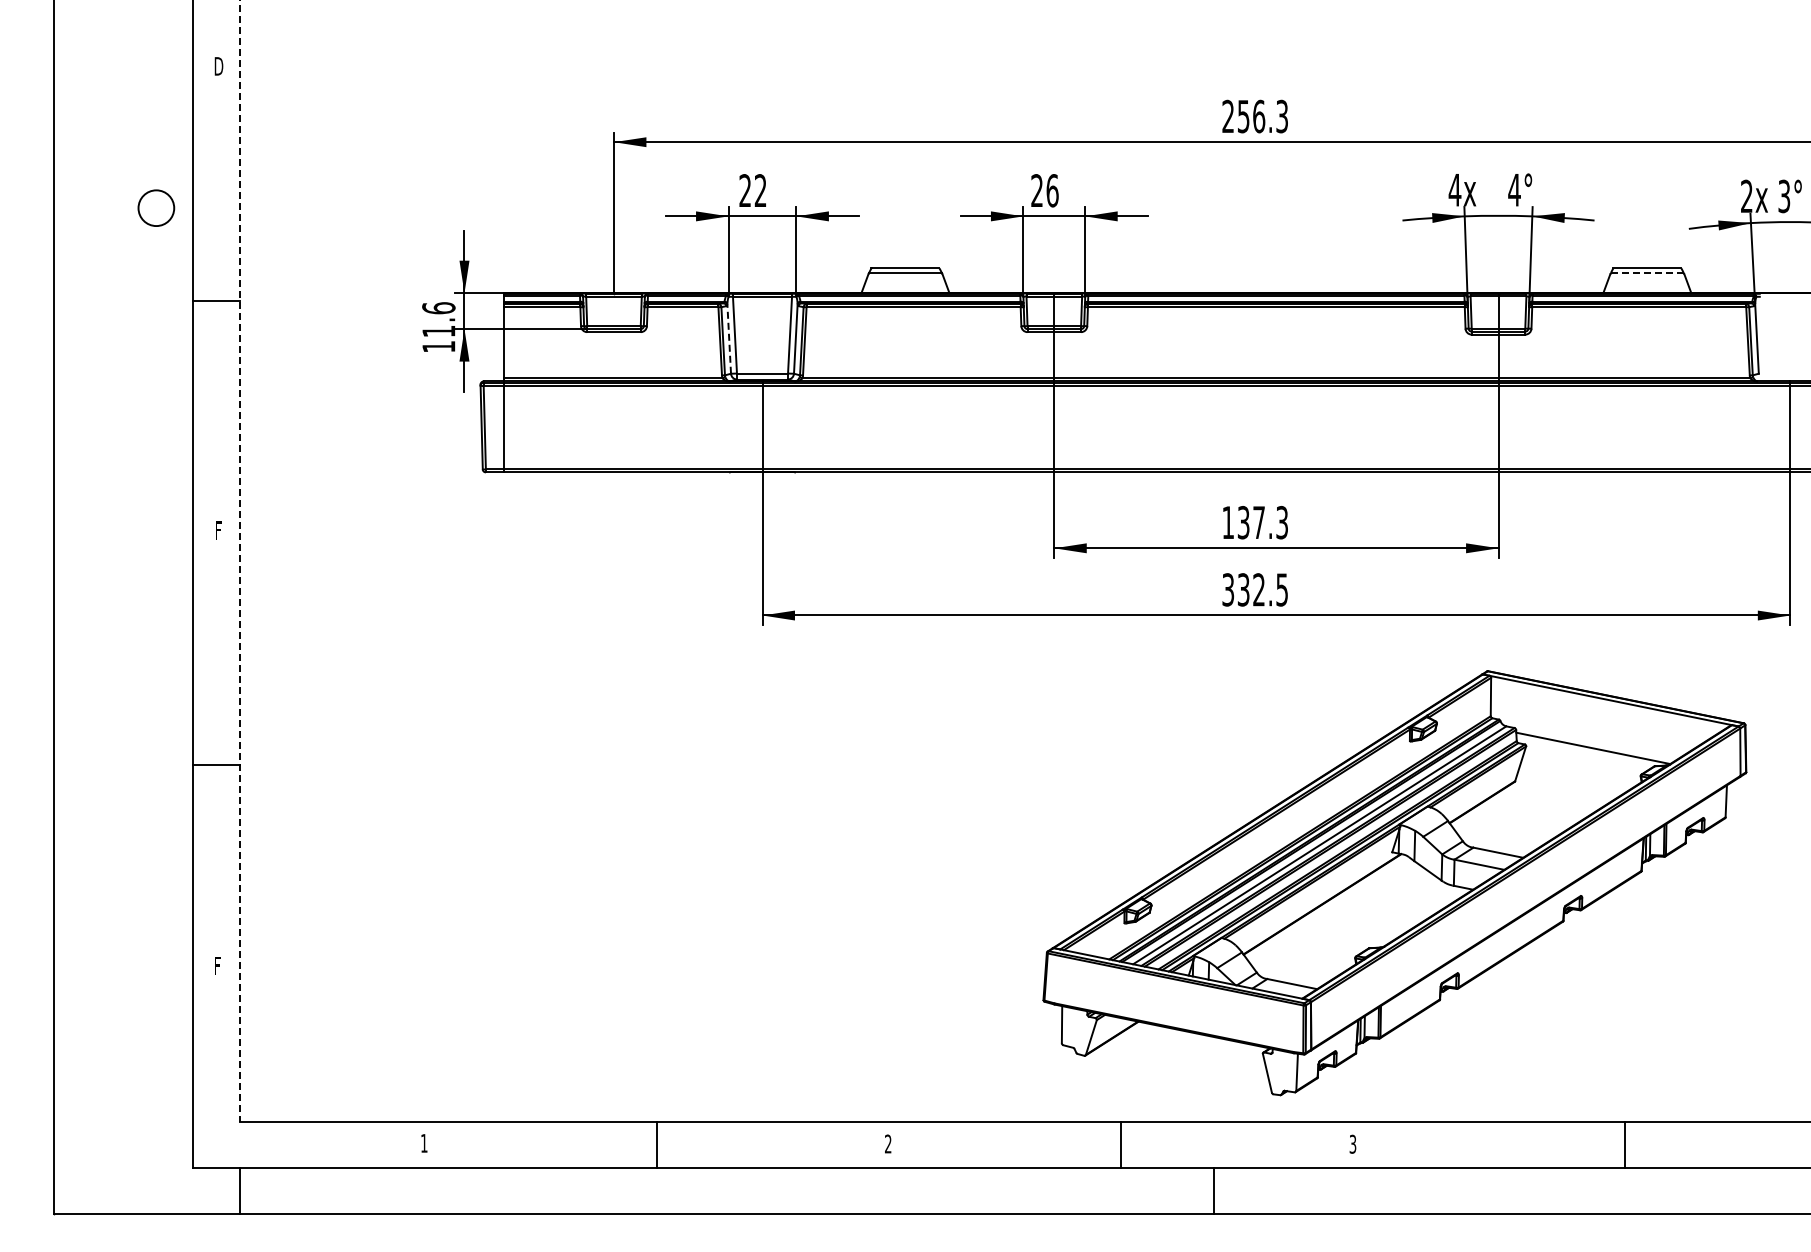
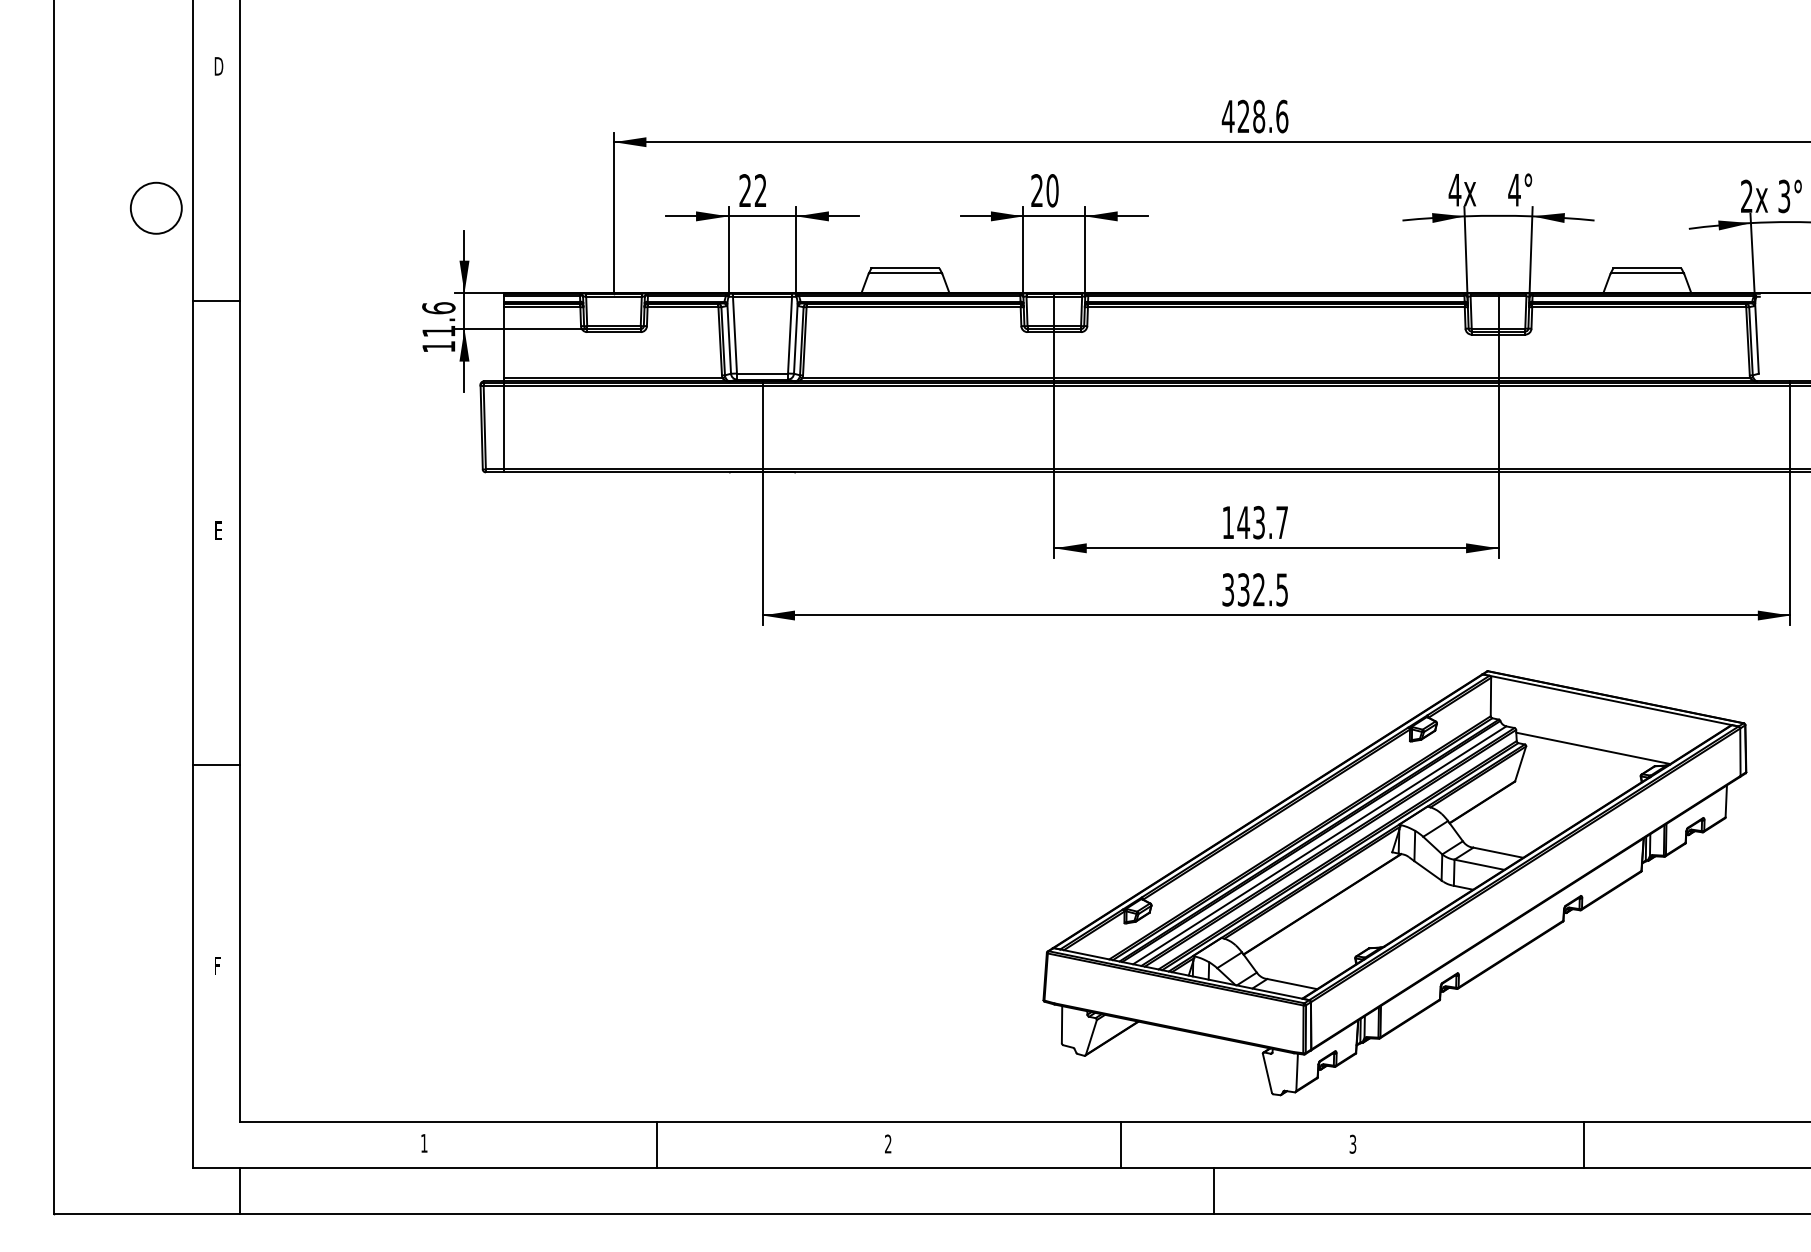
text: 256.3 -> 428.6 (1254, 116)
text: 26 -> 20 (1052, 190)
circle size: 39x38 px -> 53x54 px (156, 207)
line: dashed -> solid (1646, 272)
line: dashed -> solid (729, 338)
text: 137.3 -> 143.7 (1262, 522)
text: F -> E (218, 530)
line: dashed -> solid (239, 561)
line position: (1625, 1144) -> (1584, 1144) (1584, 1144)
